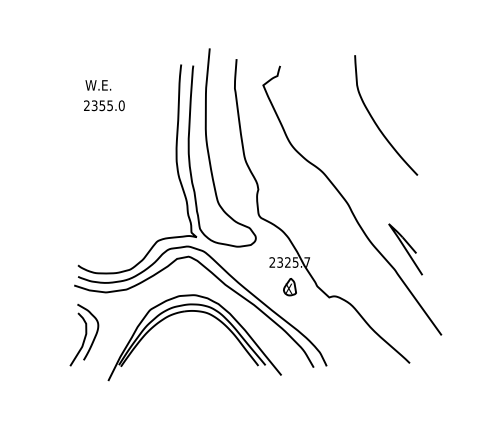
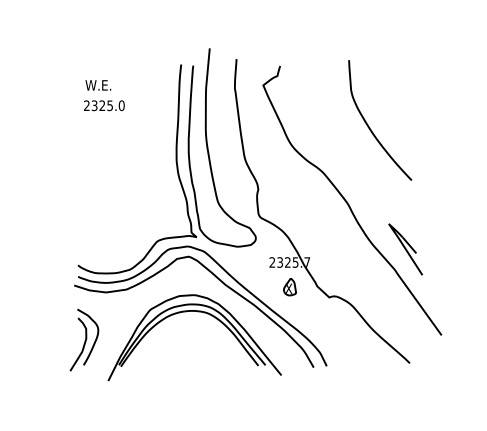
text: 2355.0 -> 2325.0 (102, 105)
curve position: (375, 121) -> (369, 126) (369, 126)
part position: (84, 334) -> (84, 339) (84, 339)
